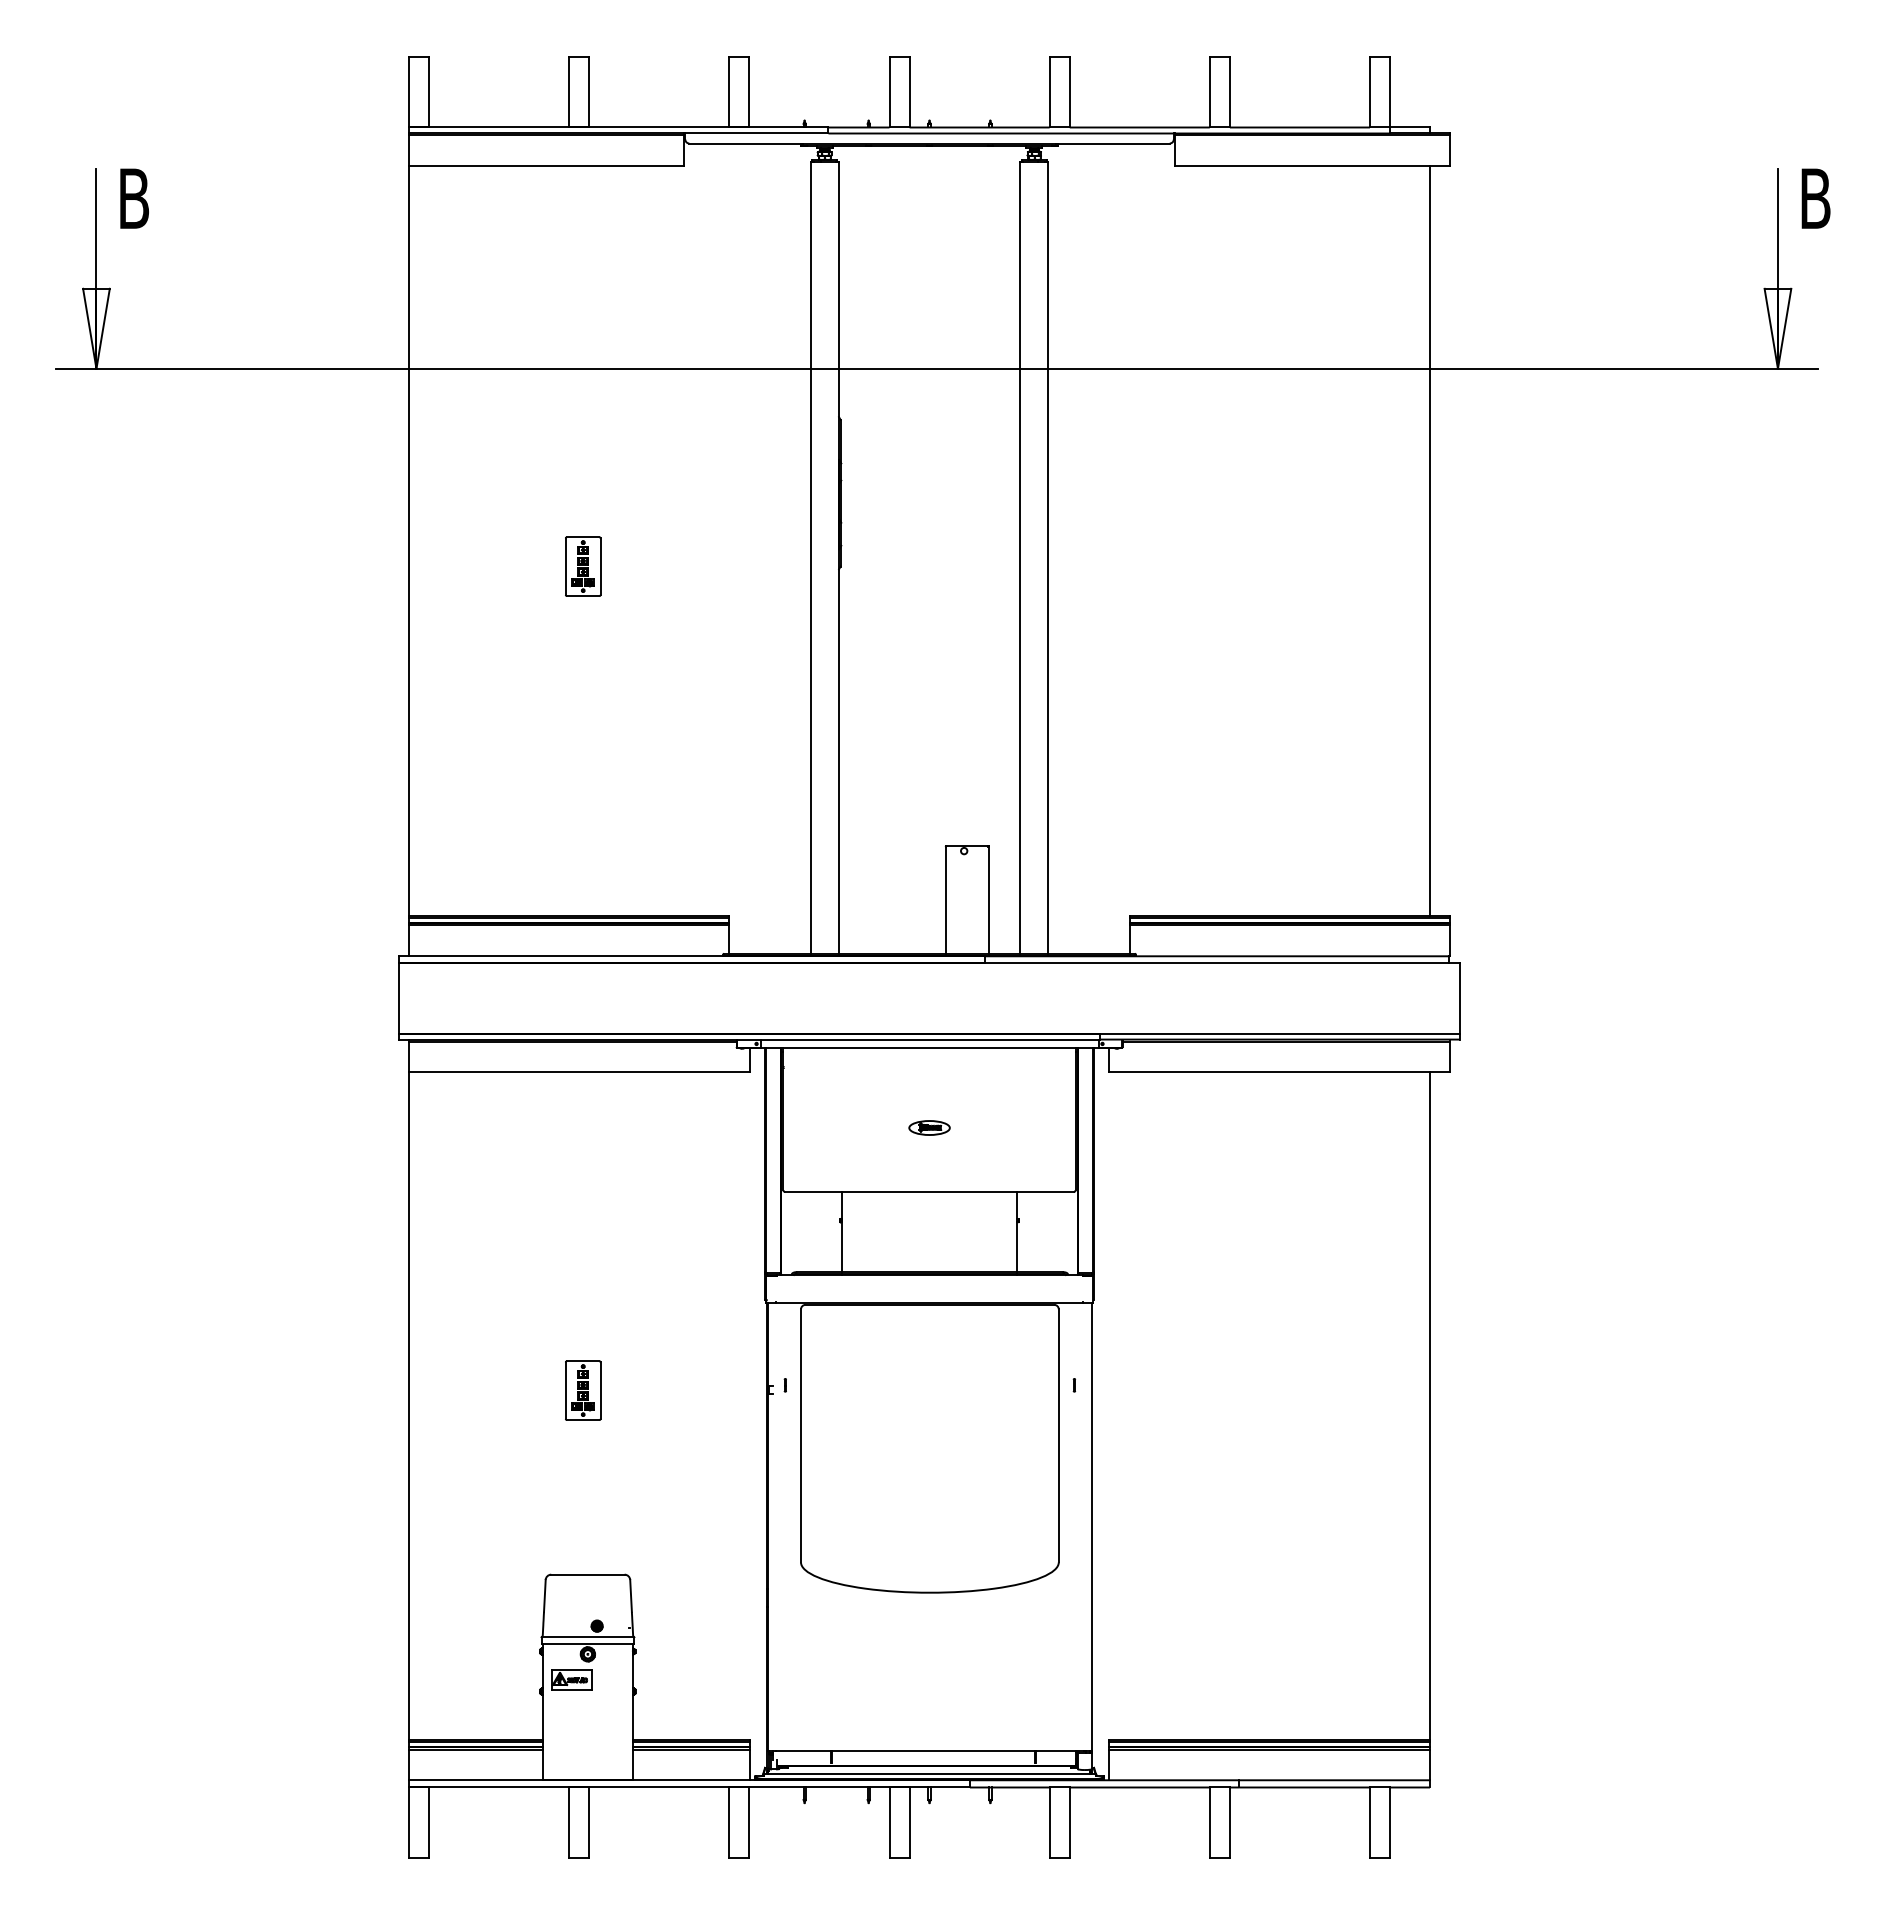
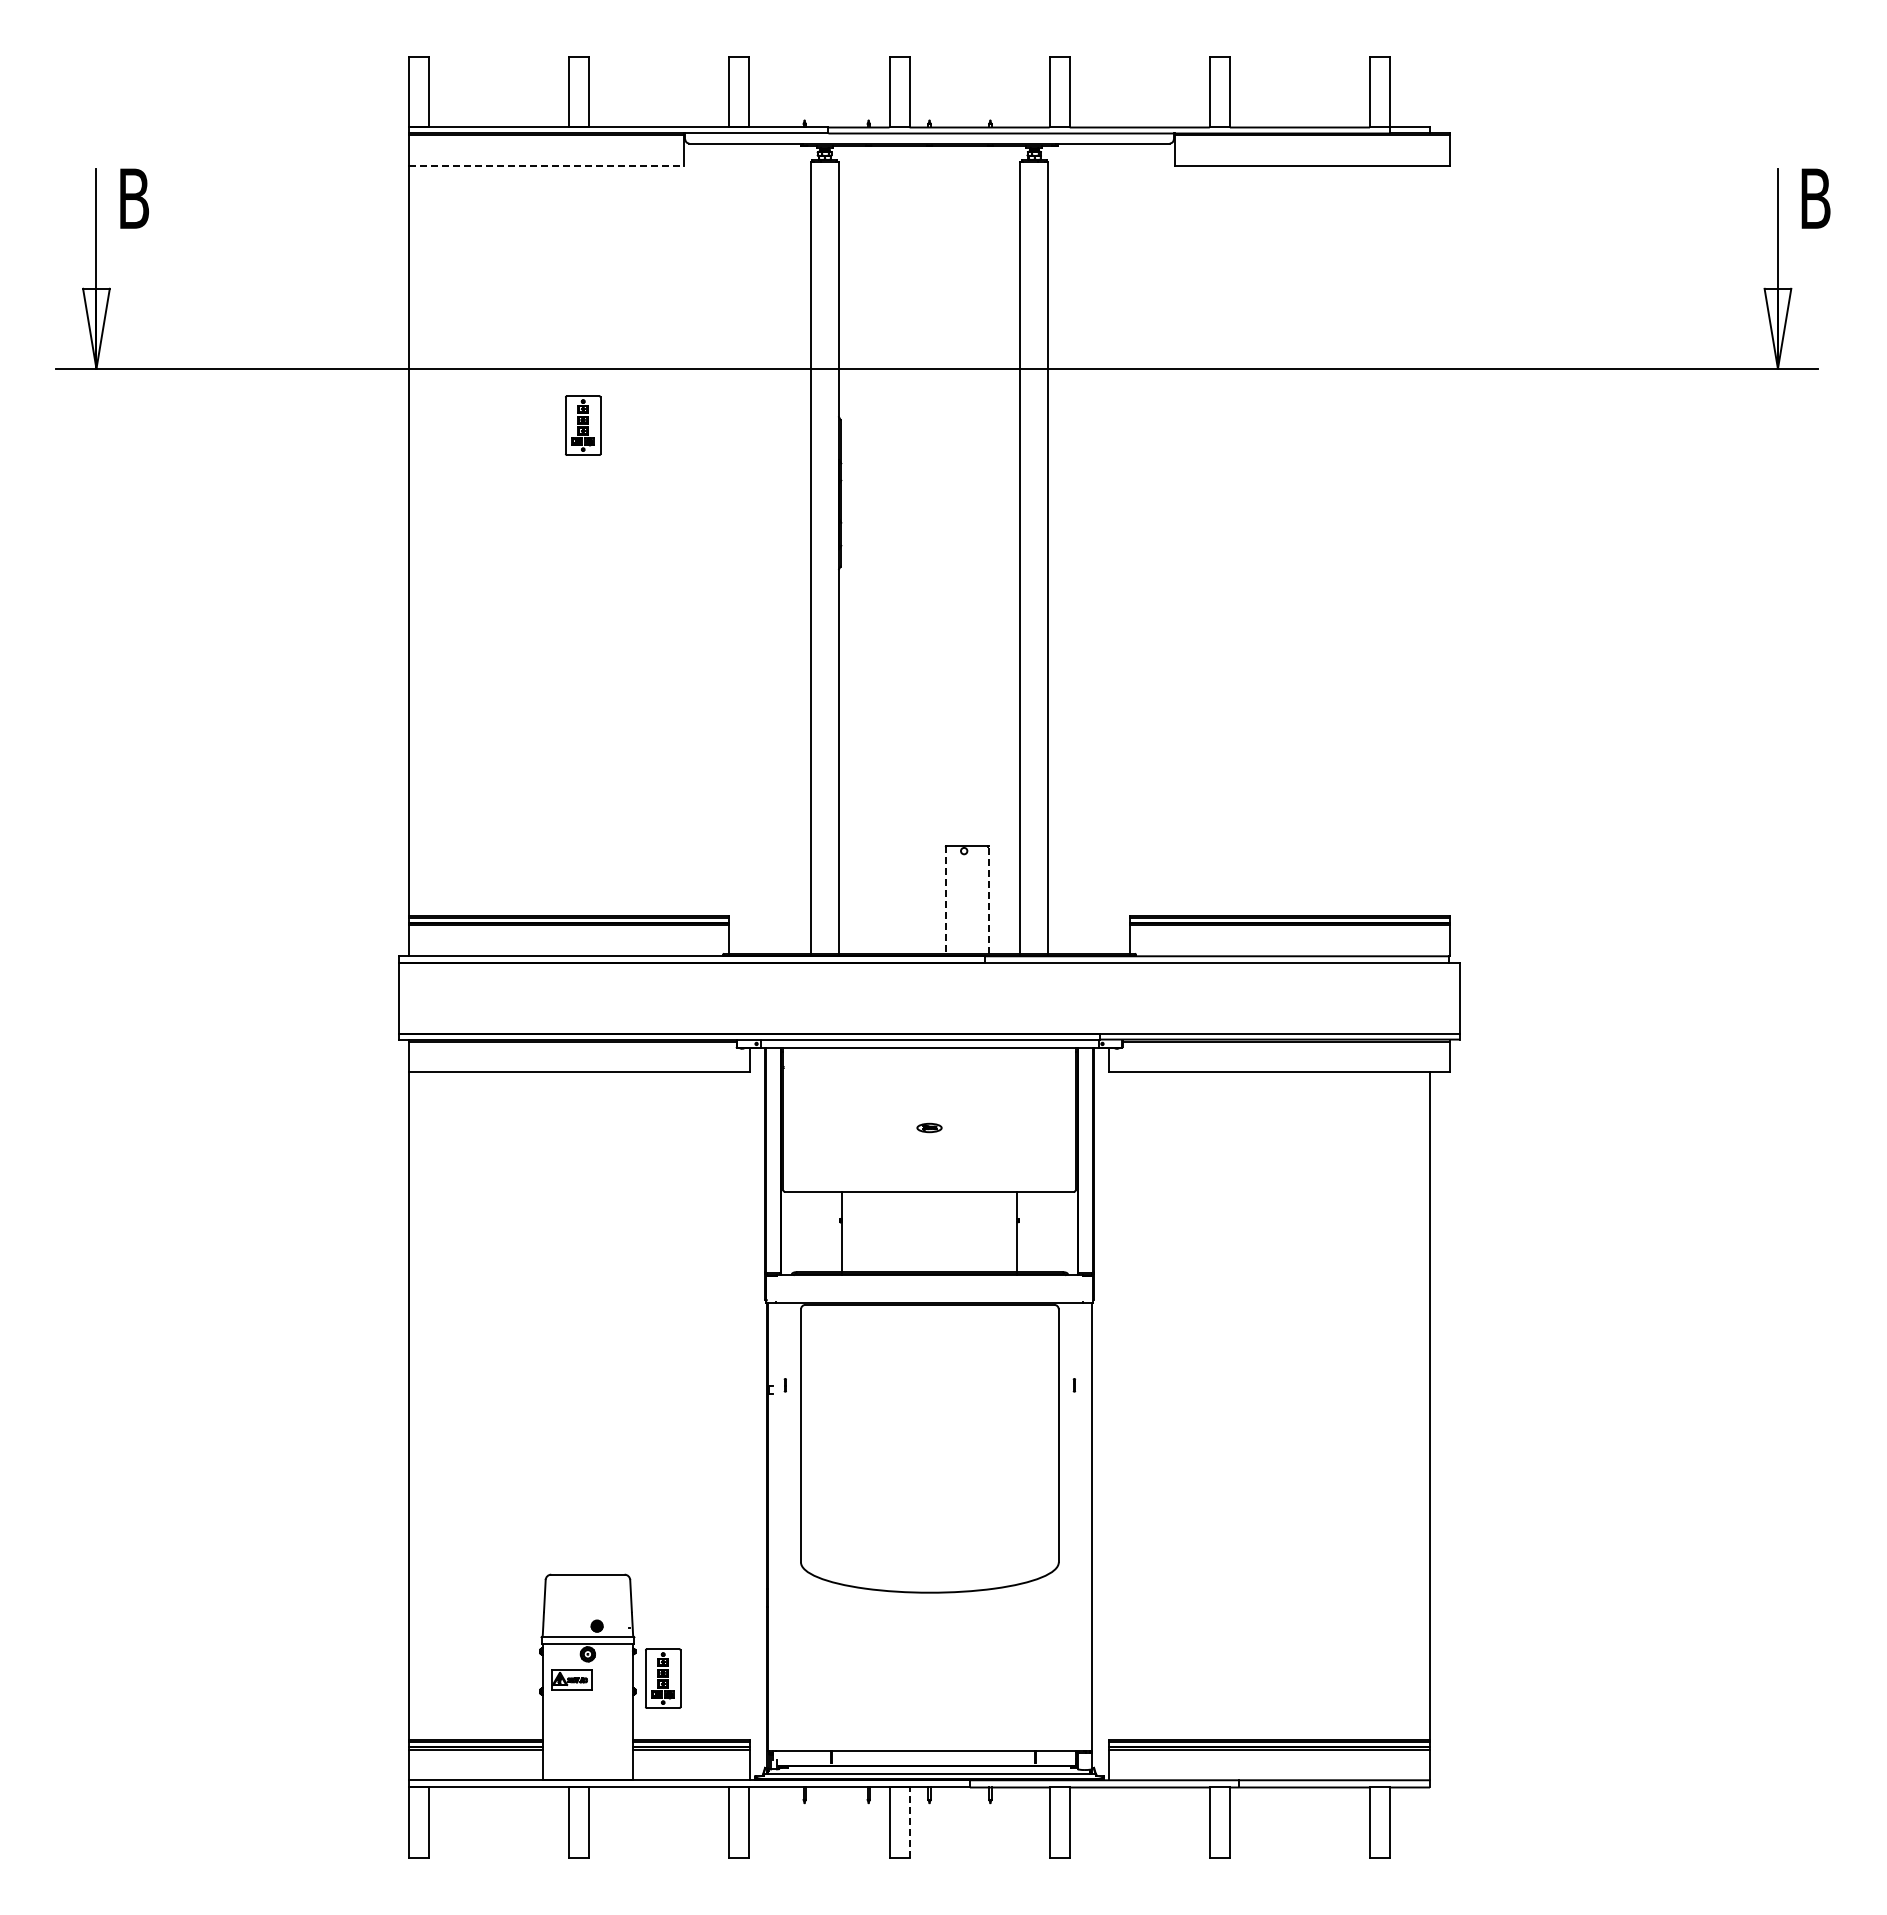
line: solid -> dashed (546, 165)
line: present -> none (1430, 540)
part position: (583, 566) -> (583, 425) (583, 425)
line: solid -> dashed (945, 899)
line: solid -> dashed (988, 899)
part size: 43x16 px -> 27x12 px (929, 1127)
part position: (583, 1390) -> (663, 1678) (663, 1678)
line: solid -> dashed (909, 1822)
